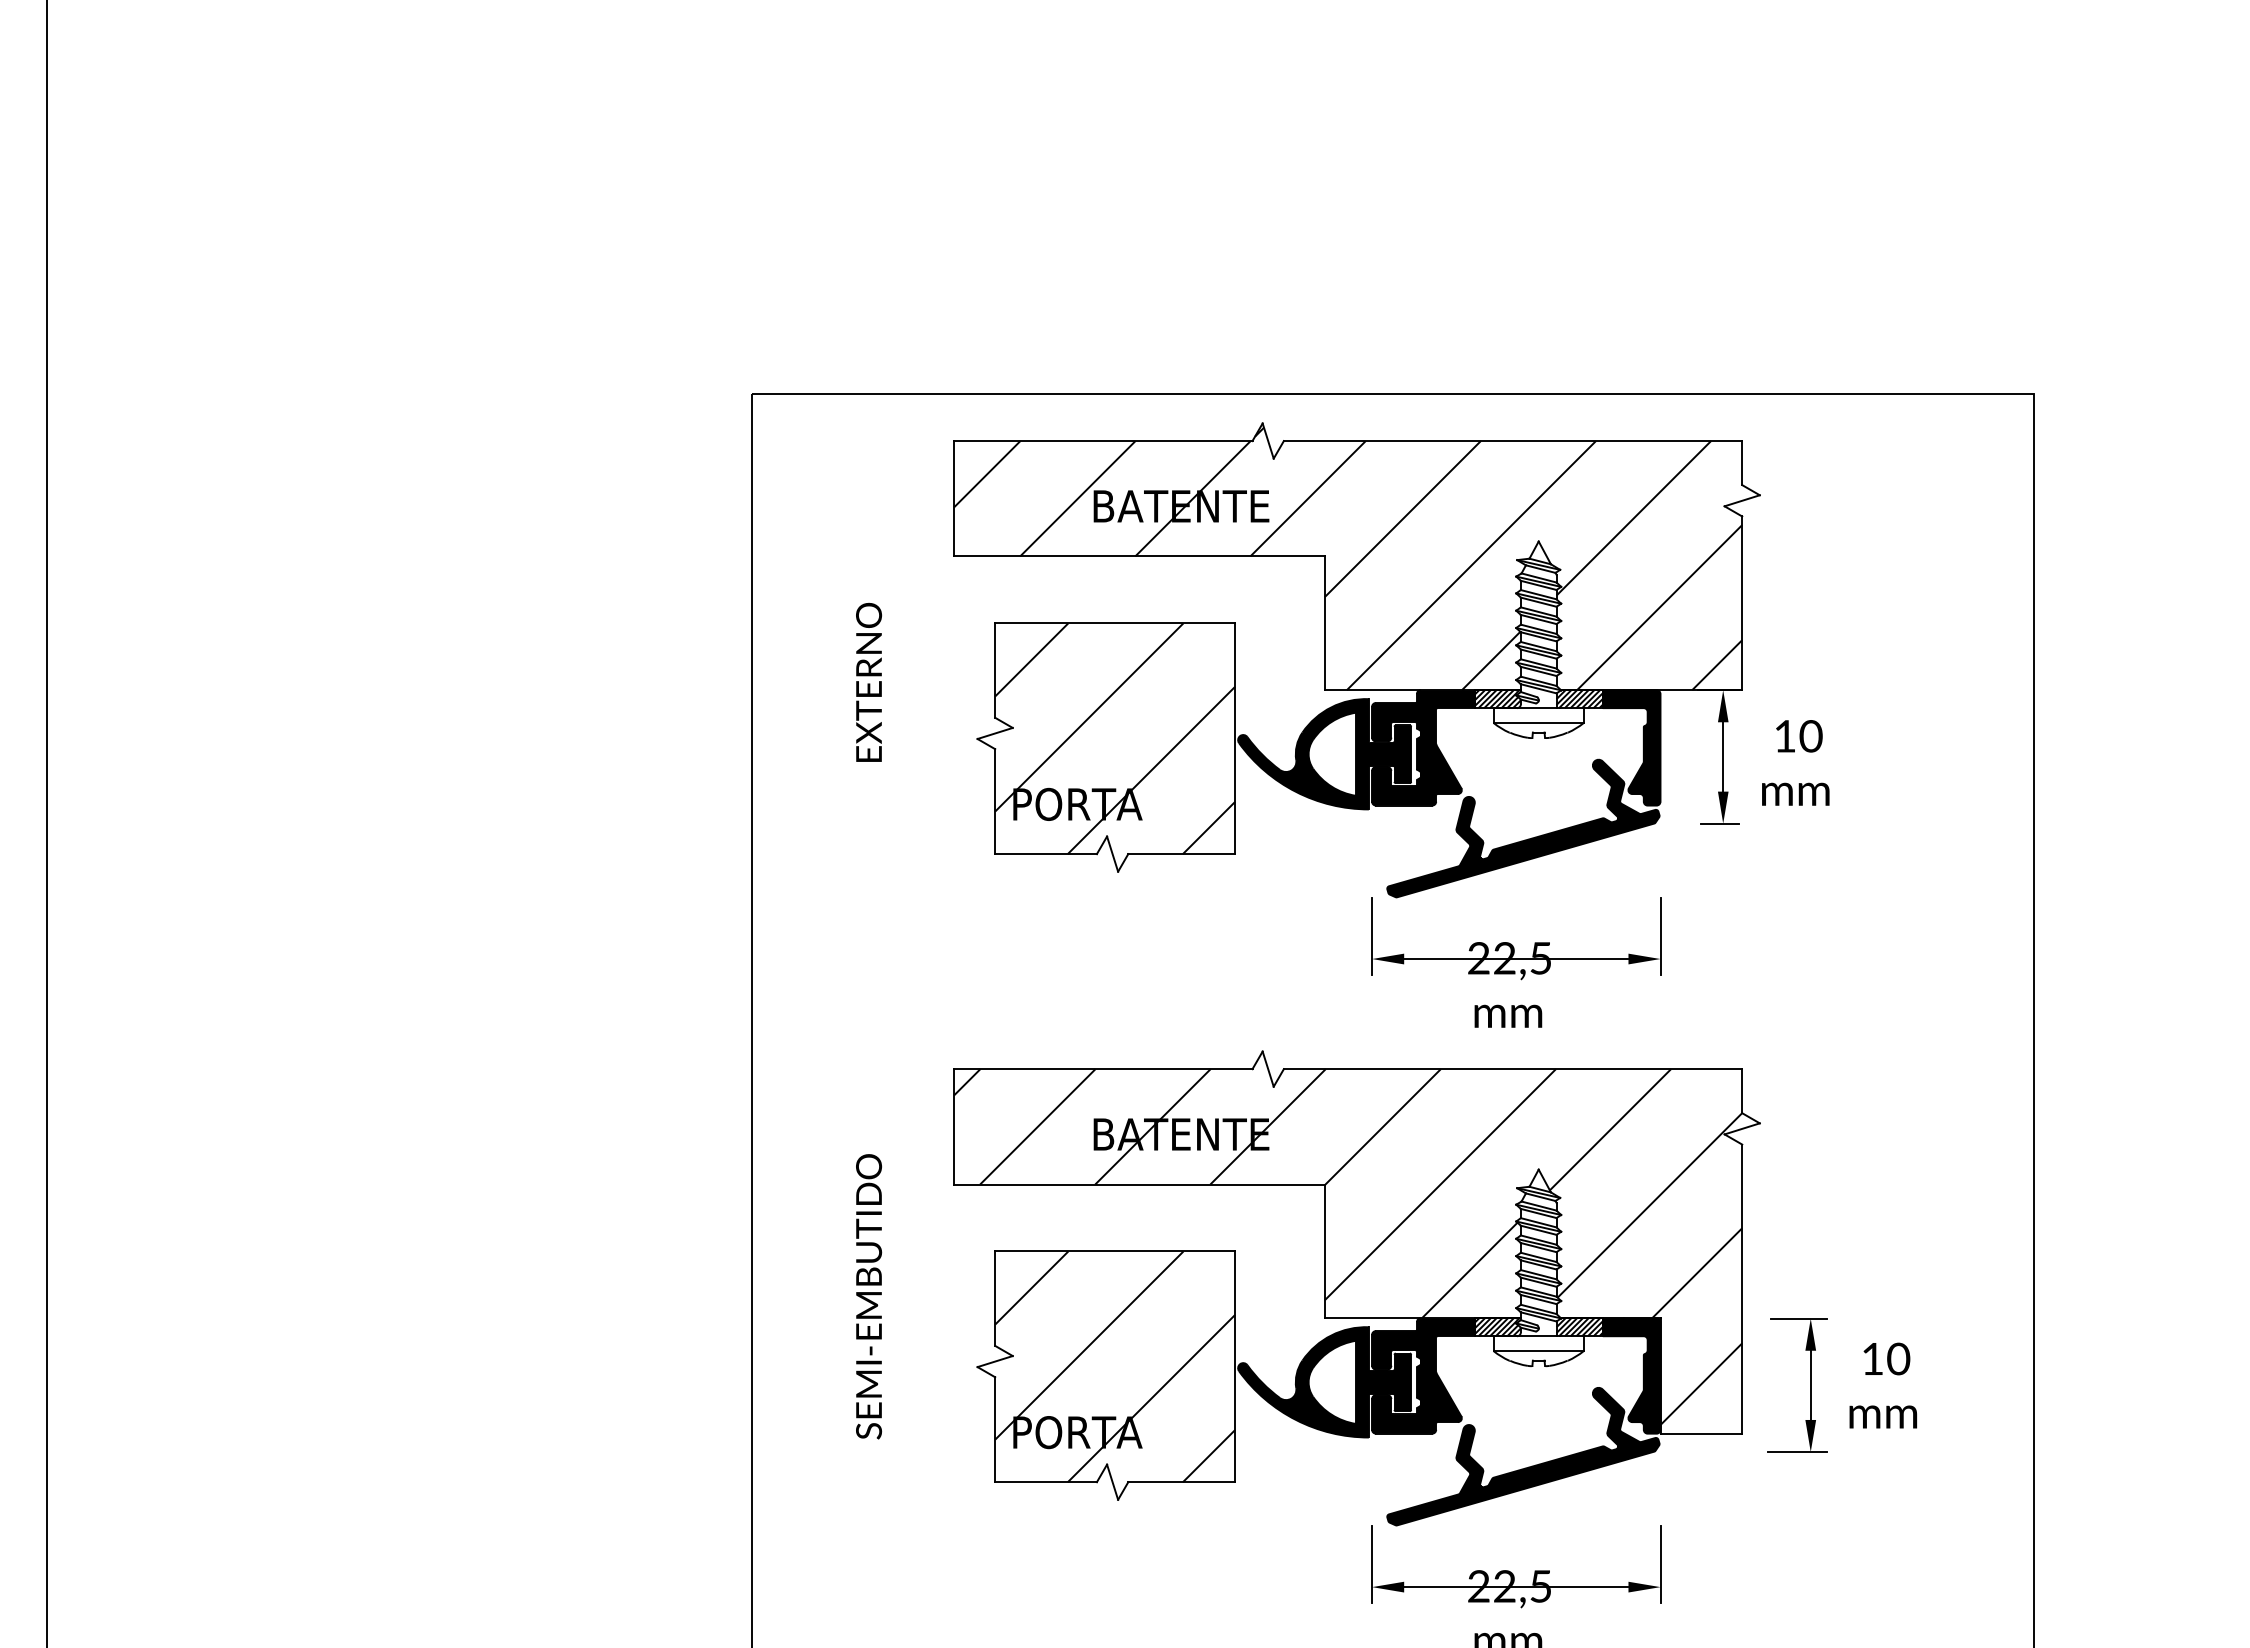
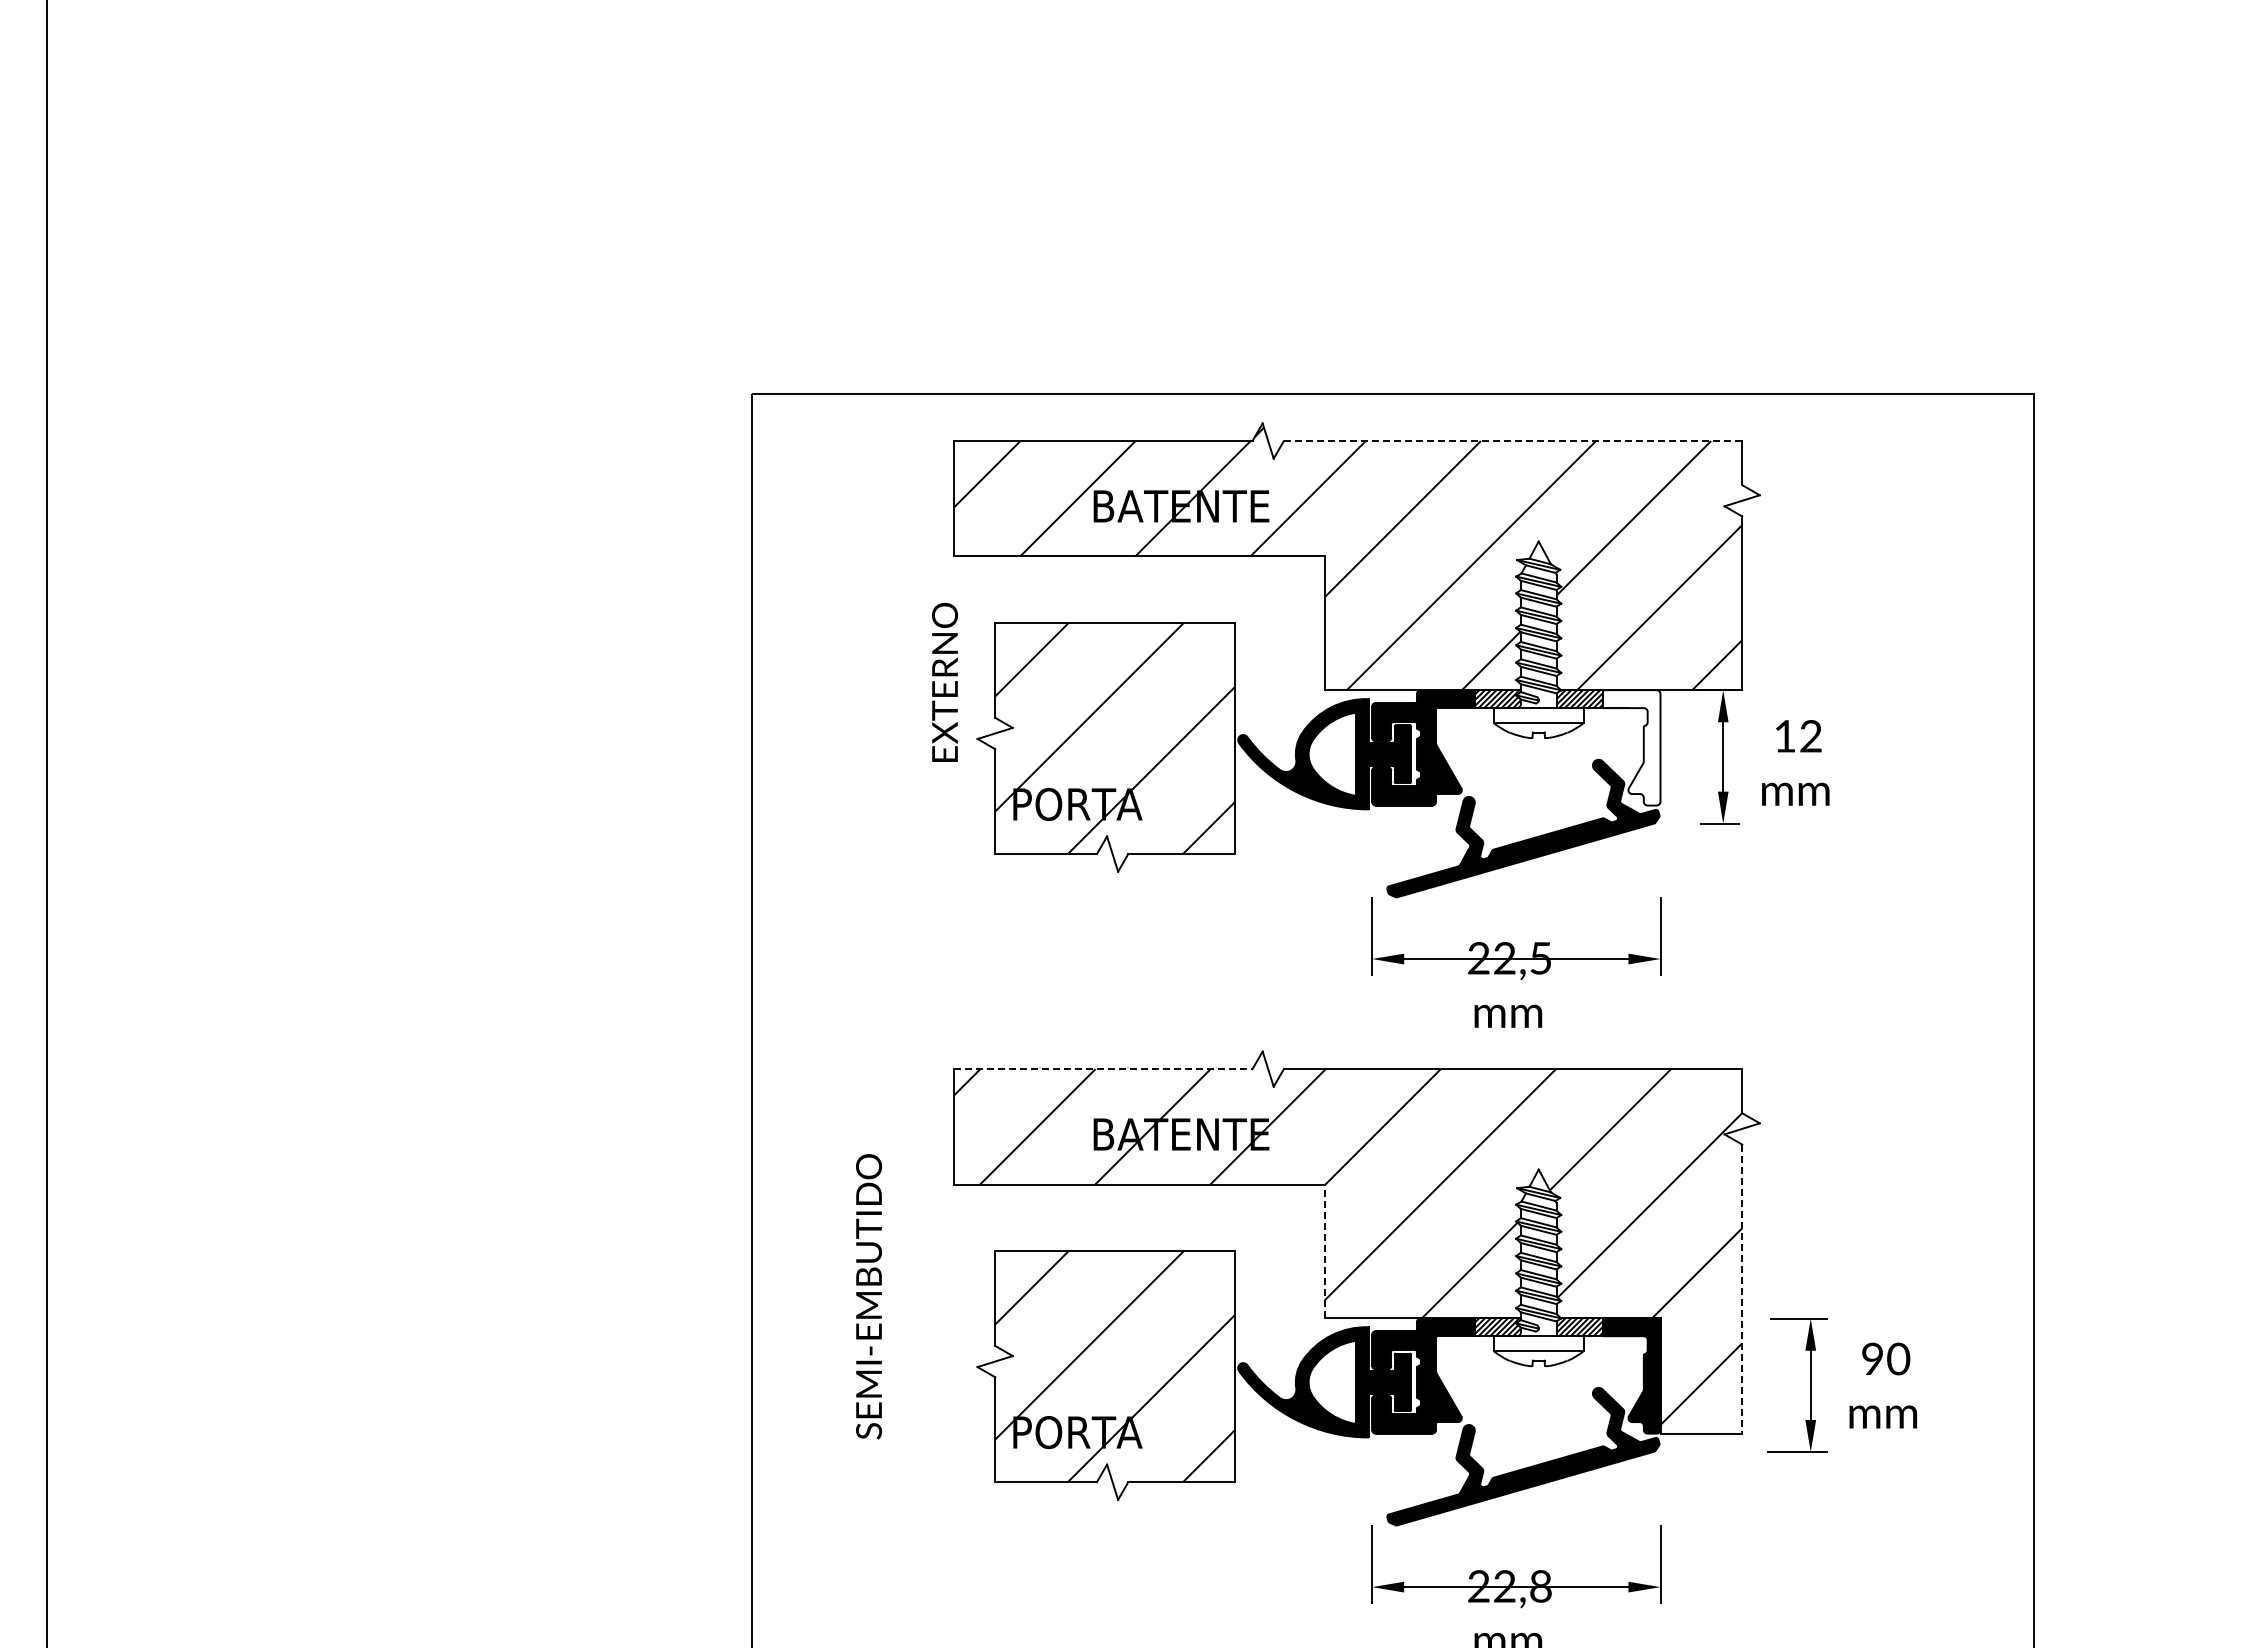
line: solid -> dashed (1513, 441)
text position: (868, 681) -> (944, 681) (944, 681)
text: 10 -> 12 (1810, 736)
fill: present -> none (1631, 747)
line: solid -> dashed (1103, 1069)
line: solid -> dashed (1324, 1251)
line: solid -> dashed (1742, 1289)
text: 10 -> 90 (1872, 1358)
text: 22,5 -> 22,8 (1540, 1586)
